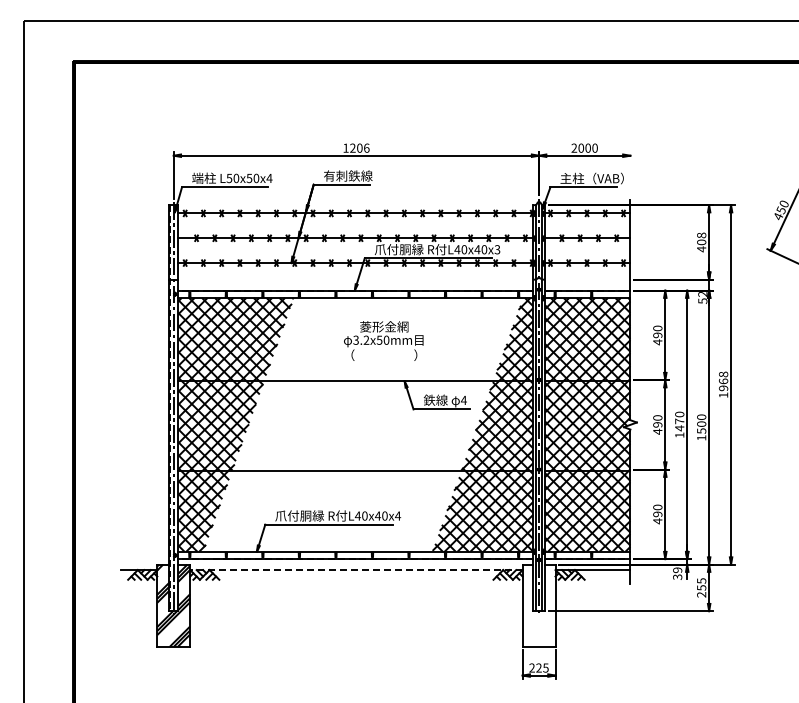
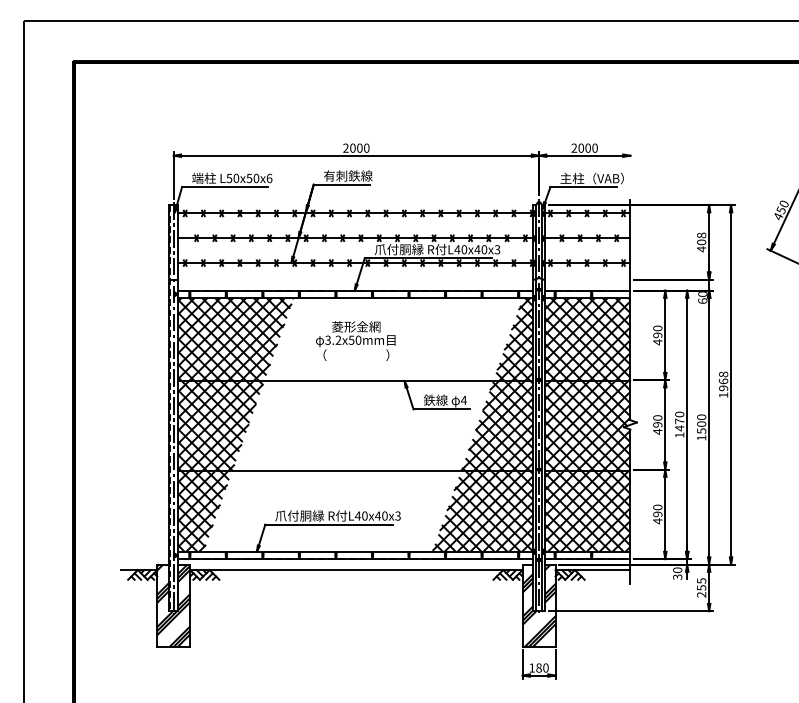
text: 1206 -> 2000 (356, 147)
text: L50x50x4 -> L50x50x6 (269, 178)
text: 52 -> 60 (702, 297)
text position: (383, 340) -> (355, 340) (355, 340)
text: L40x40x4 -> L40x40x3 (398, 515)
line: dashed -> solid (355, 570)
text: 39 -> 30 (677, 570)
hatch: none -> present (538, 605)
text: 225 -> 180 (538, 667)
